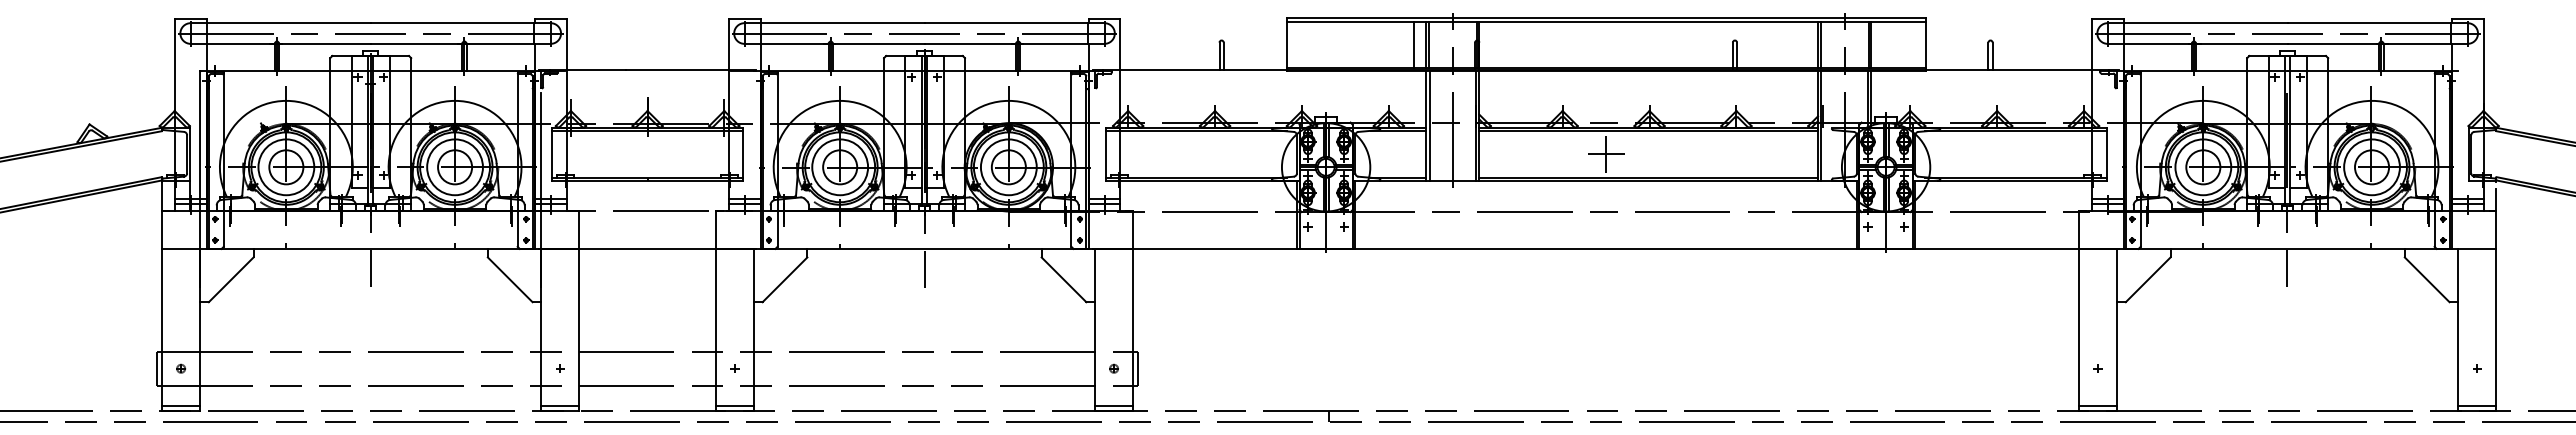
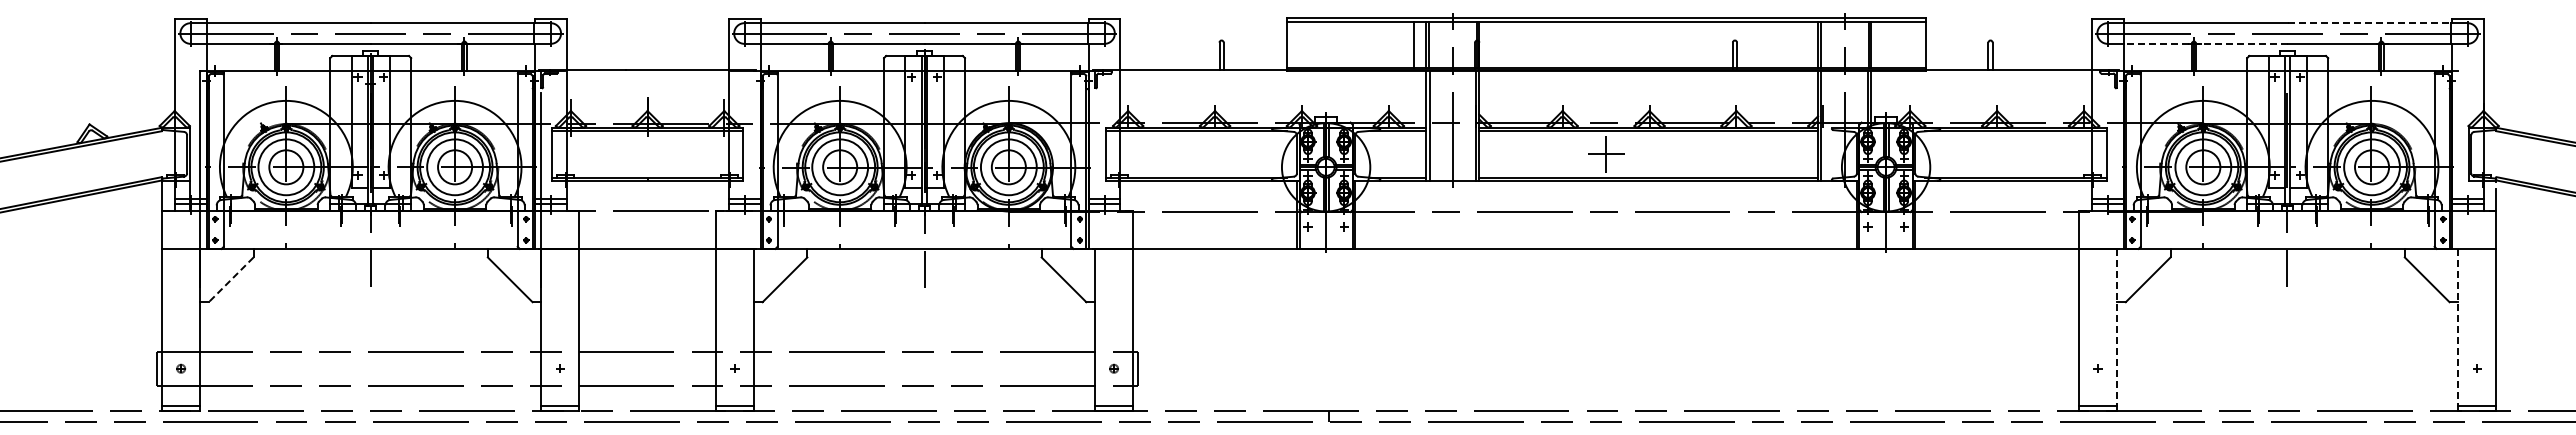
line: solid -> dashed (2369, 23)
line: solid -> dashed (2205, 43)
line: solid -> dashed (231, 279)
line: solid -> dashed (2117, 330)
line: solid -> dashed (2458, 330)
